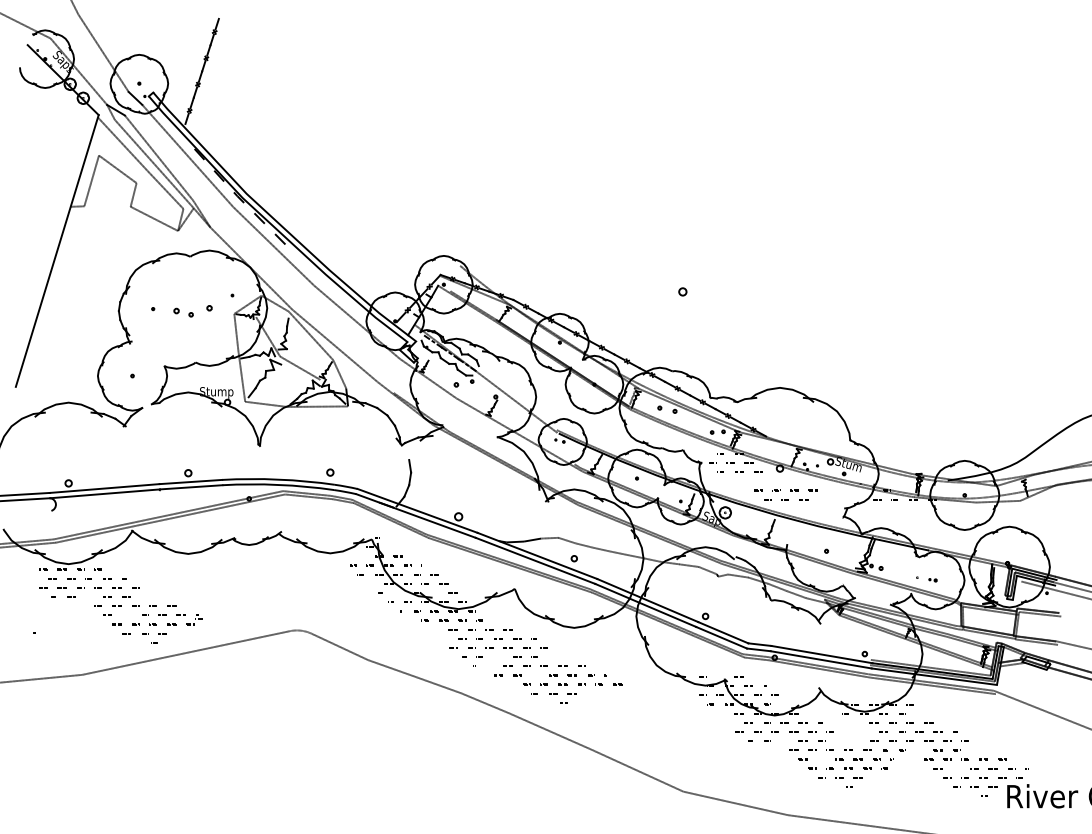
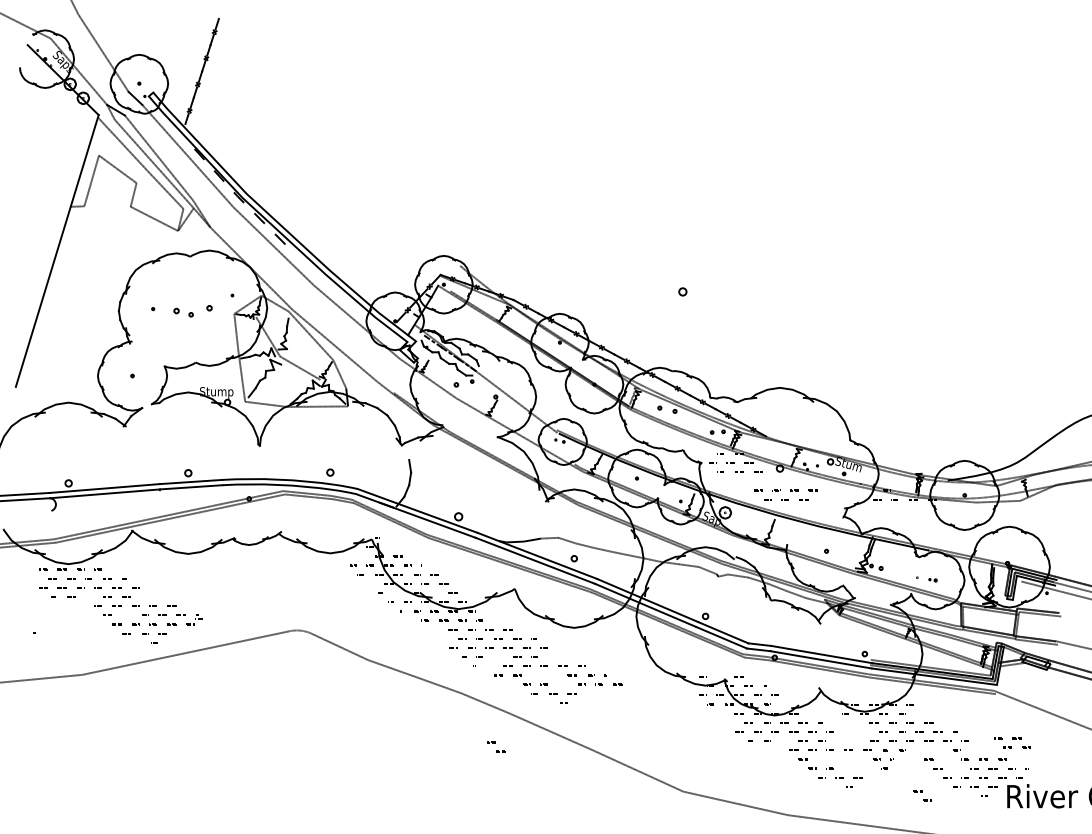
part position: (558, 679) -> (496, 746) (496, 746)
part position: (942, 754) -> (922, 795) (922, 795)
part position: (853, 763) -> (1012, 742) (1012, 742)
